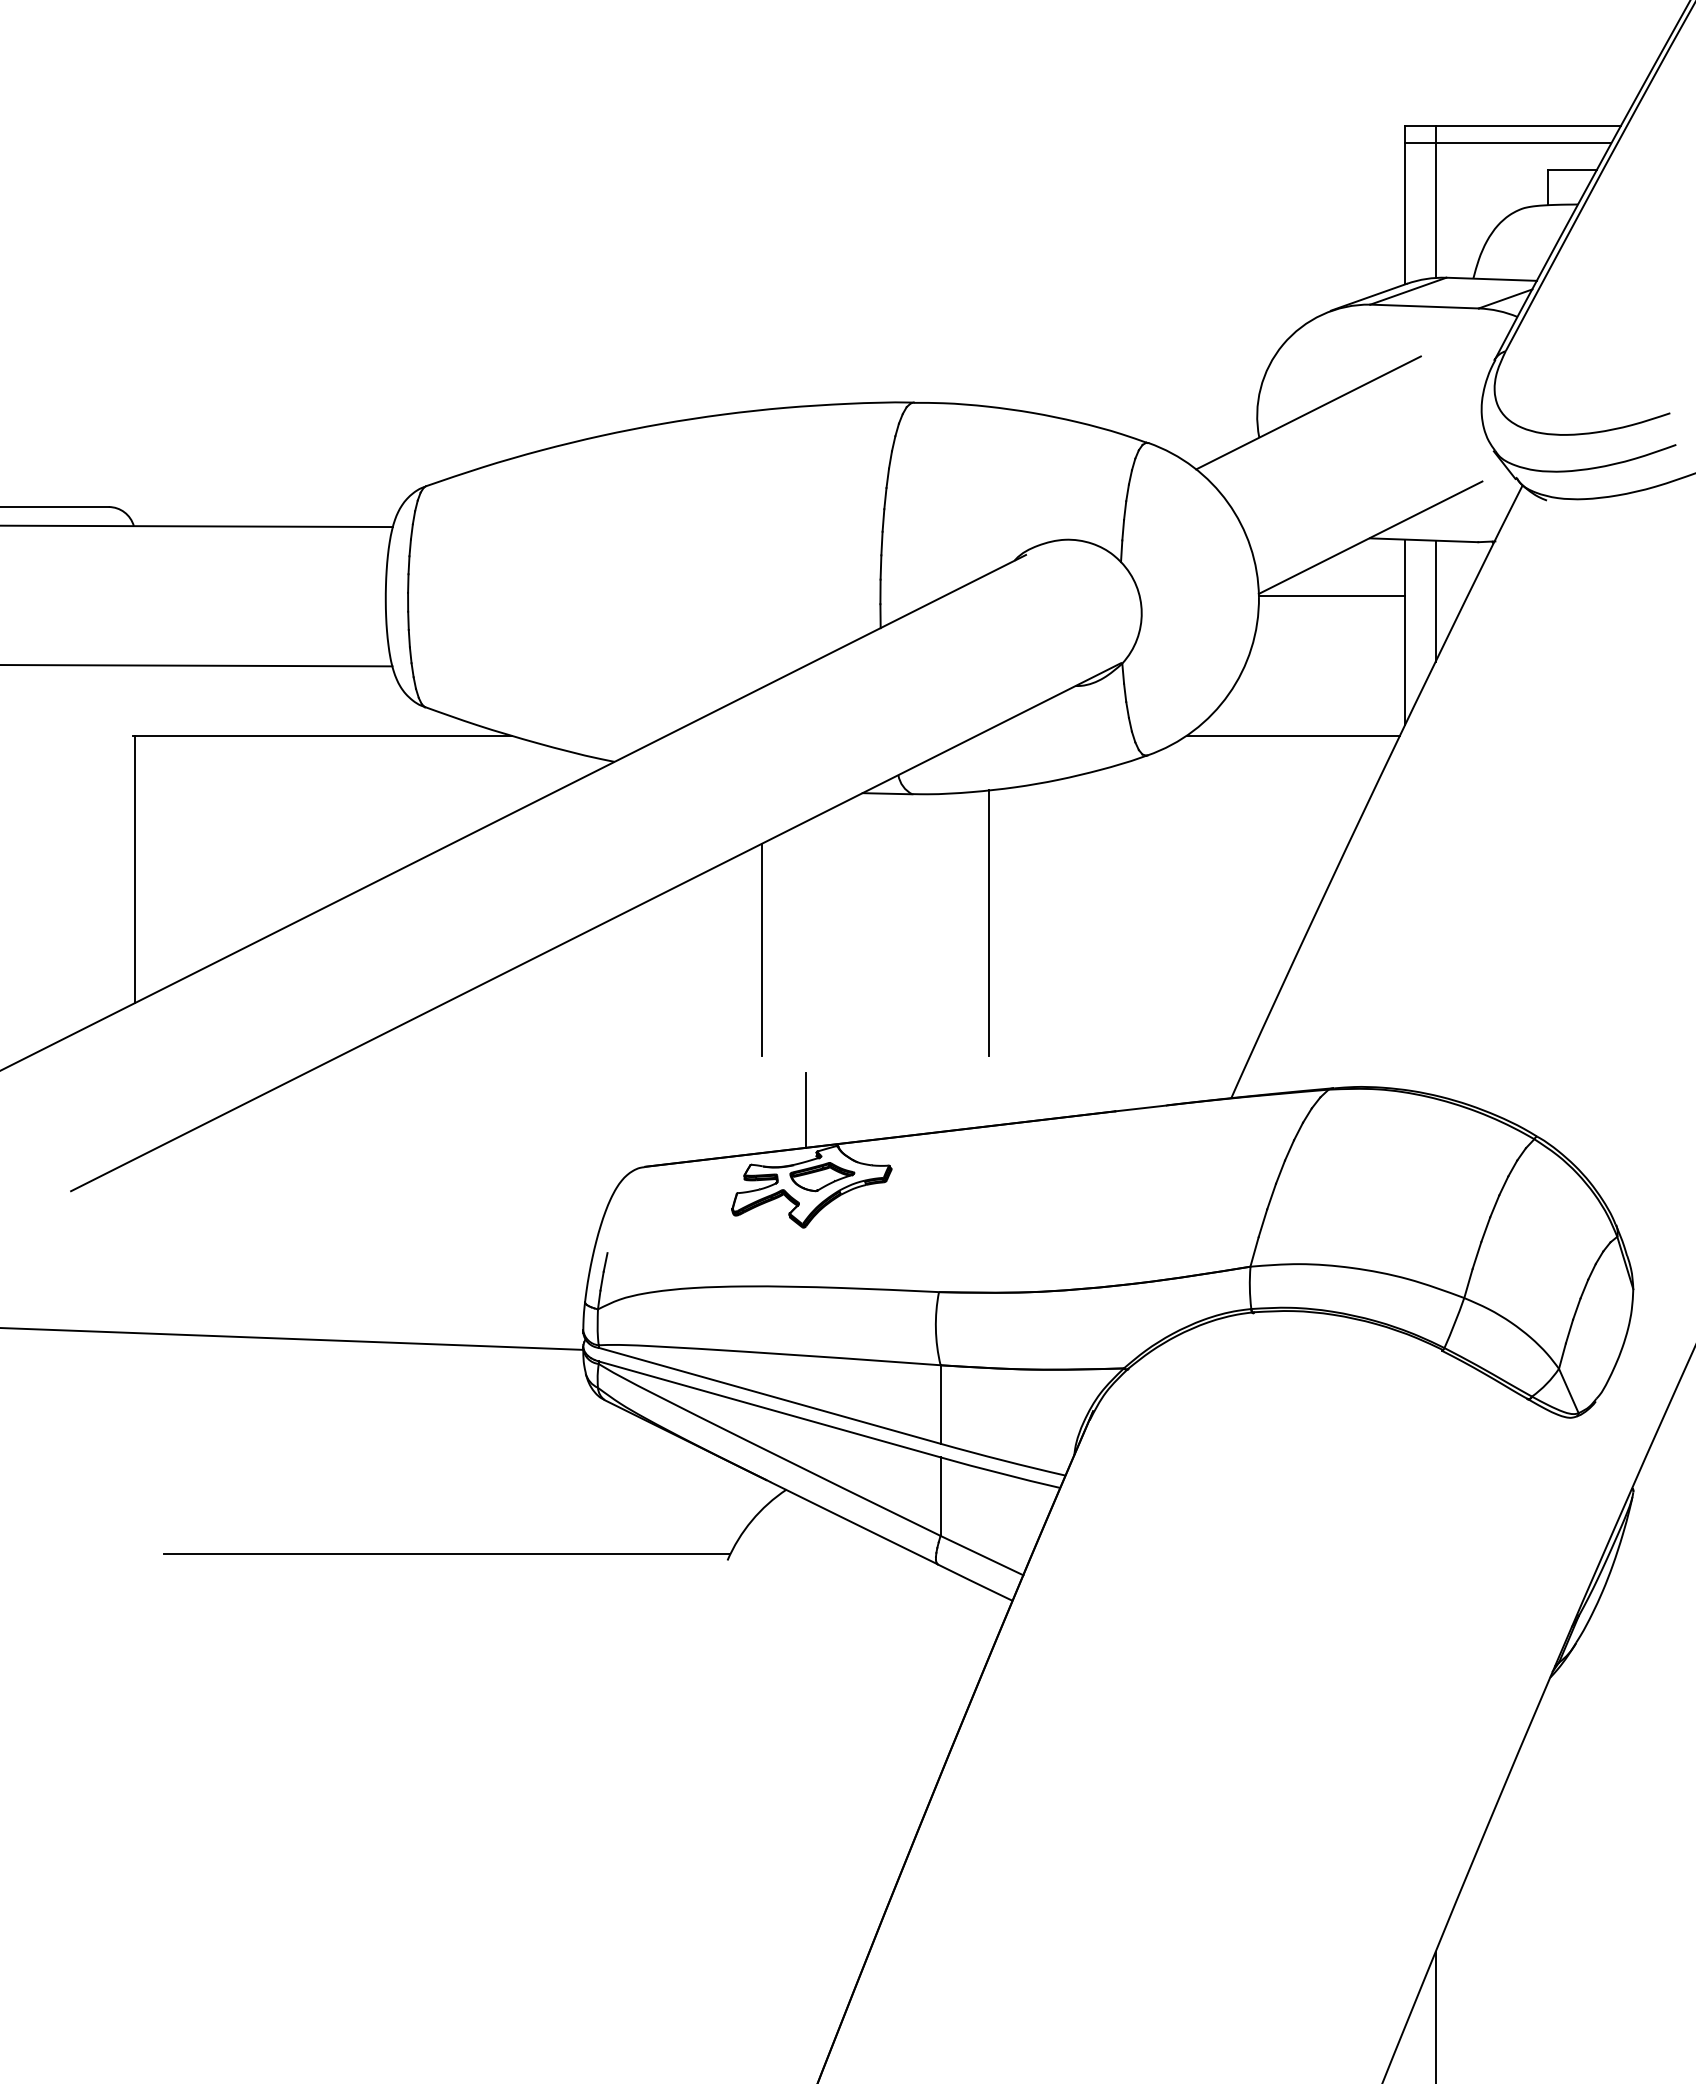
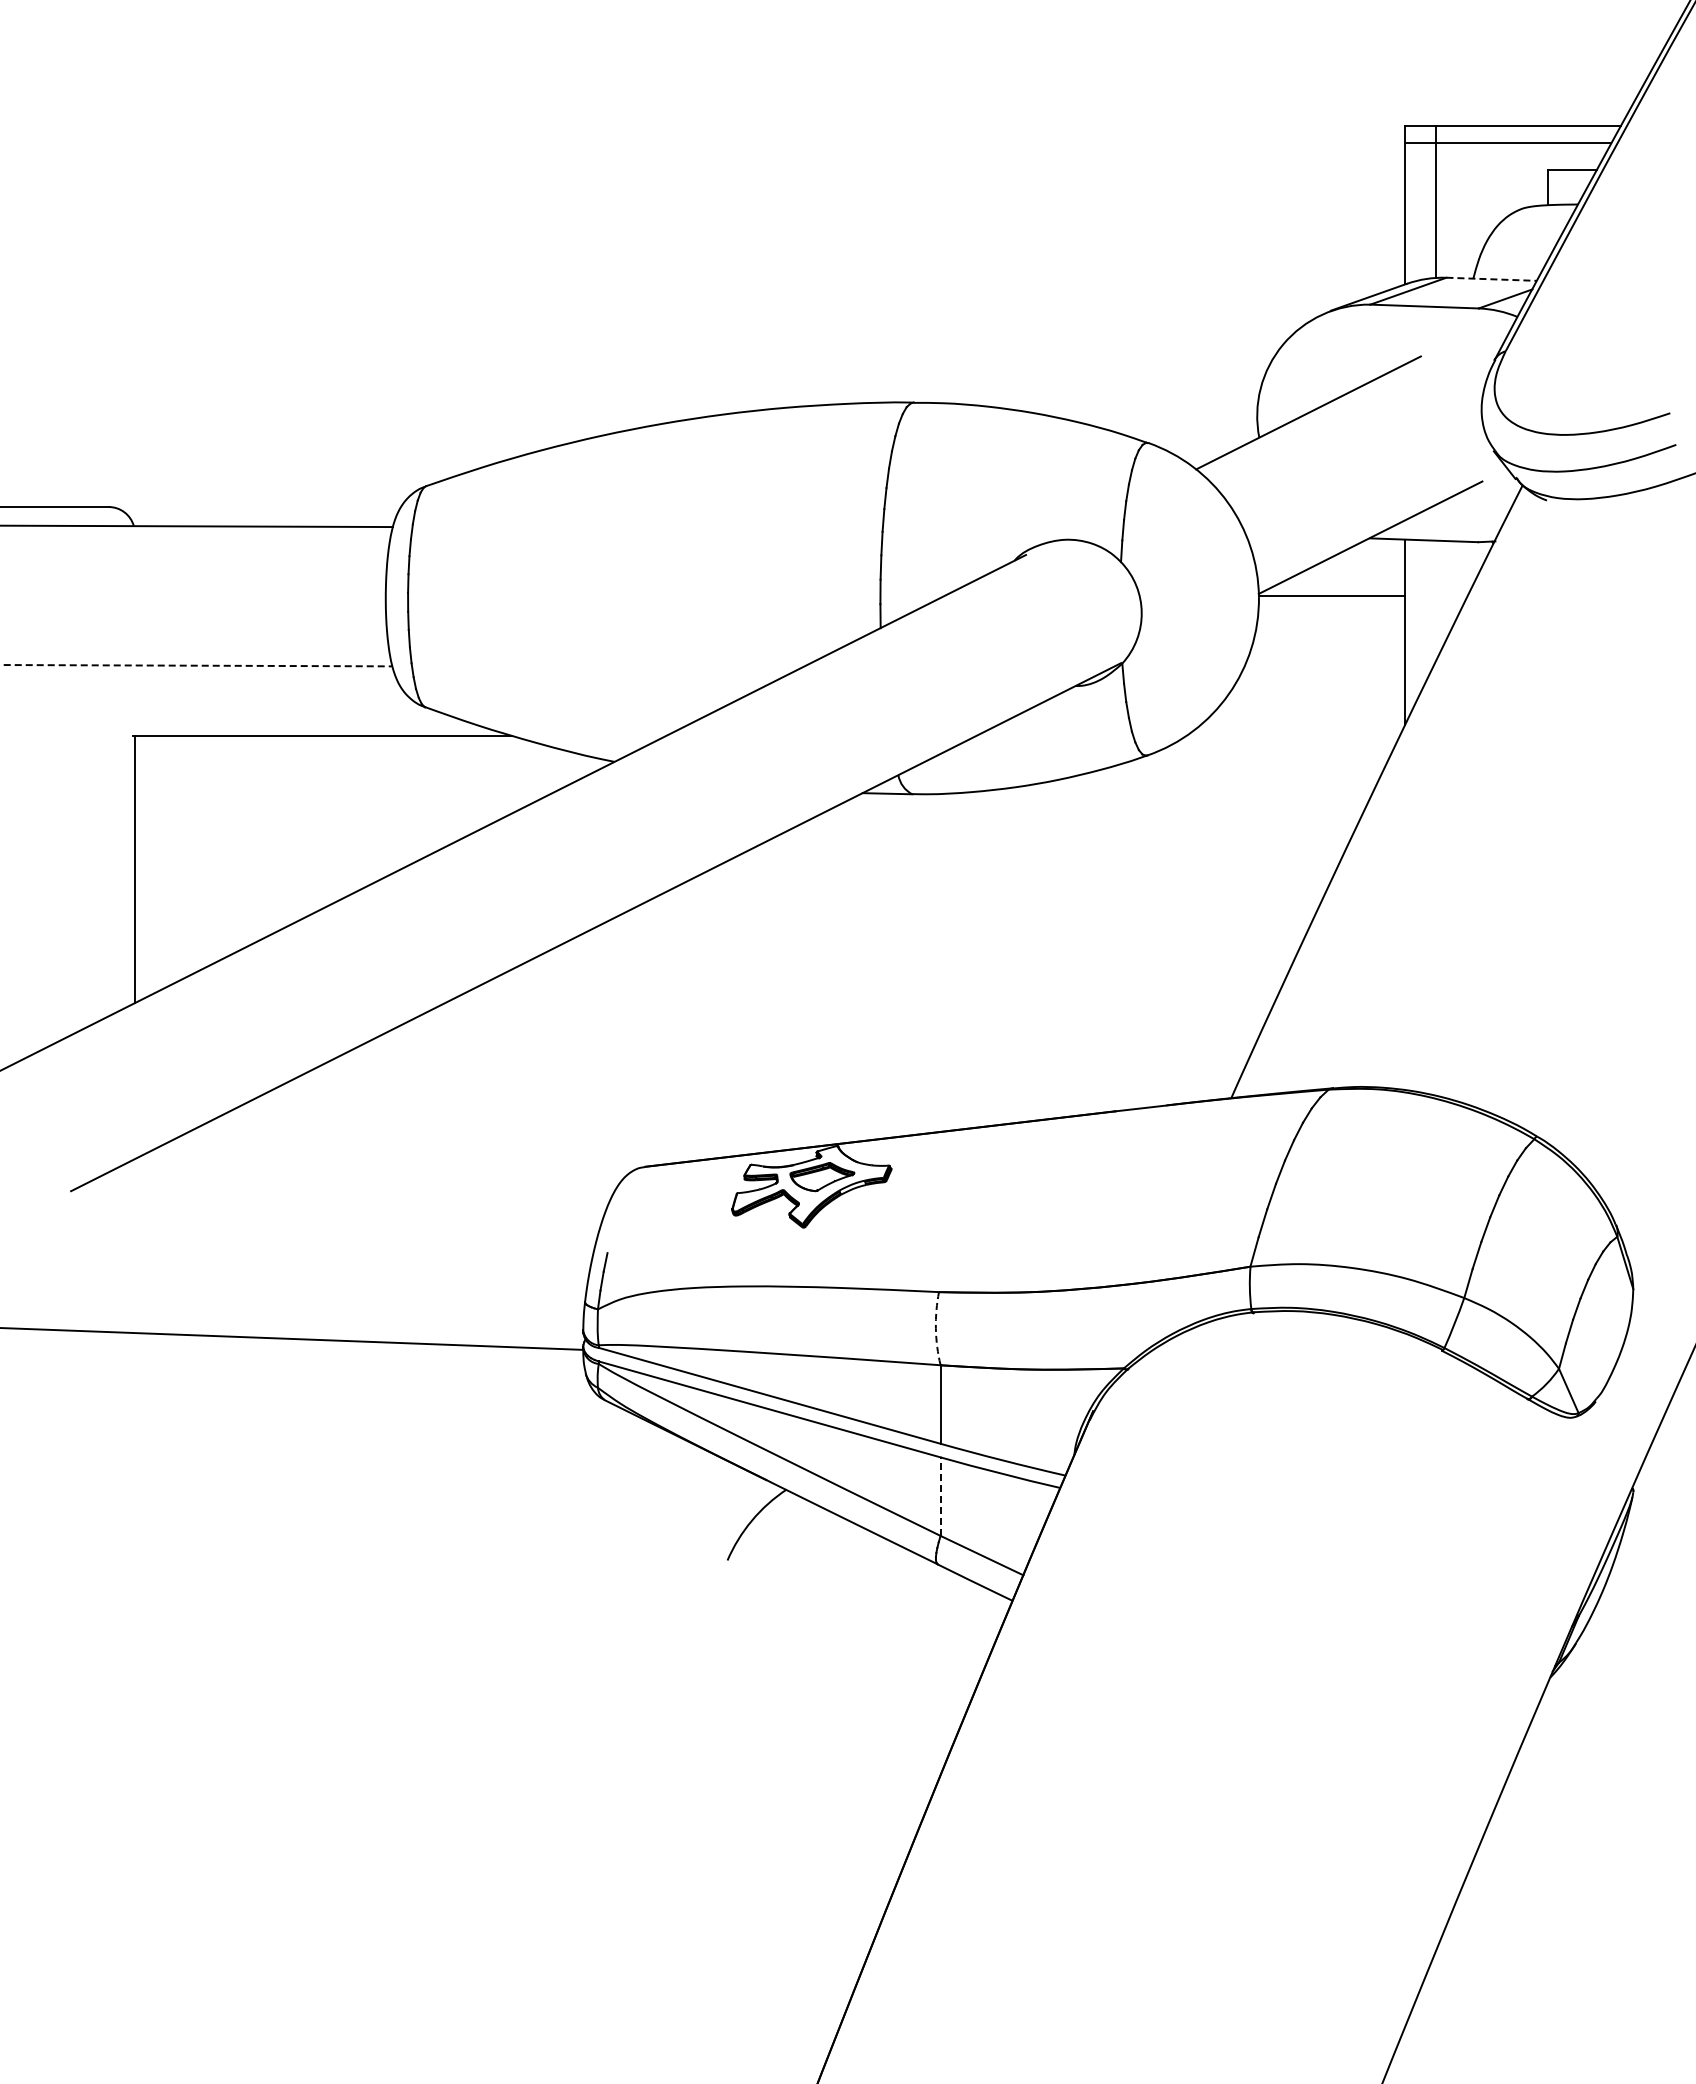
line: solid -> dashed (1492, 279)
line: present -> none (1435, 601)
line: solid -> dashed (196, 665)
line: present -> none (1293, 735)
line: present -> none (988, 922)
line: present -> none (762, 949)
line: present -> none (805, 1110)
arc: solid -> dashed (935, 1328)
line: solid -> dashed (940, 1496)
line: present -> none (447, 1554)
line: present -> none (1435, 2016)
